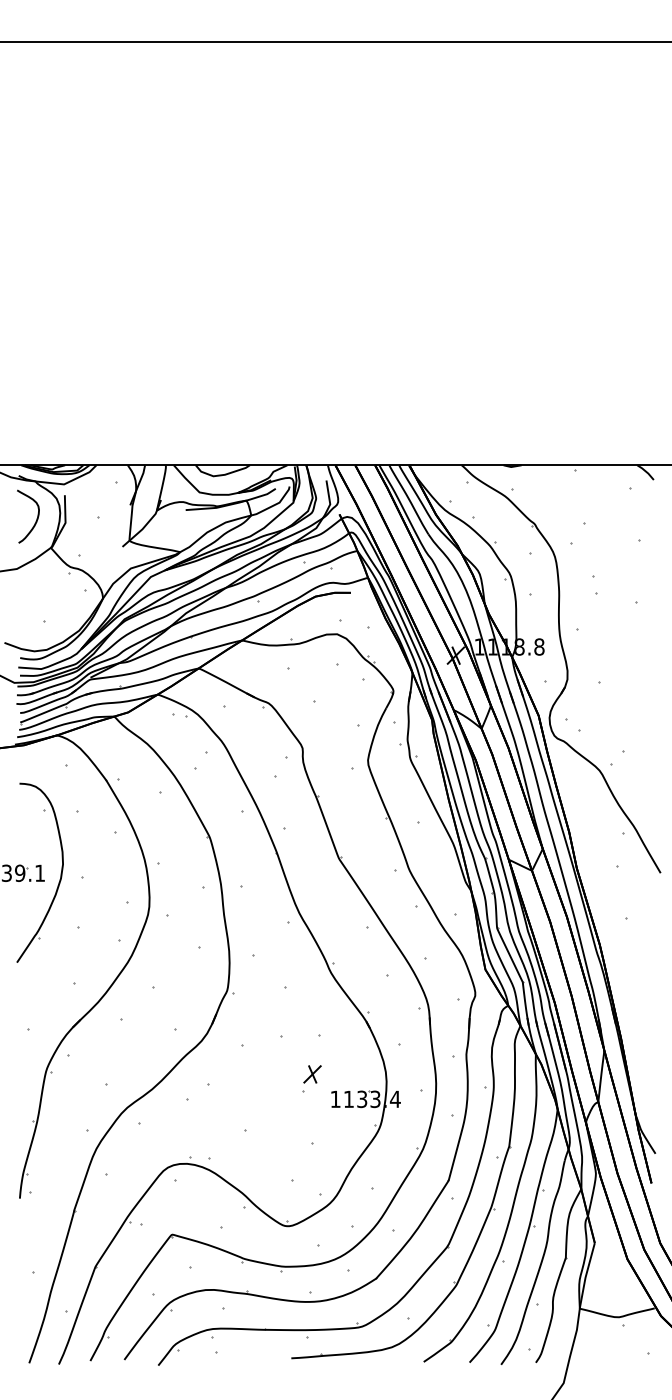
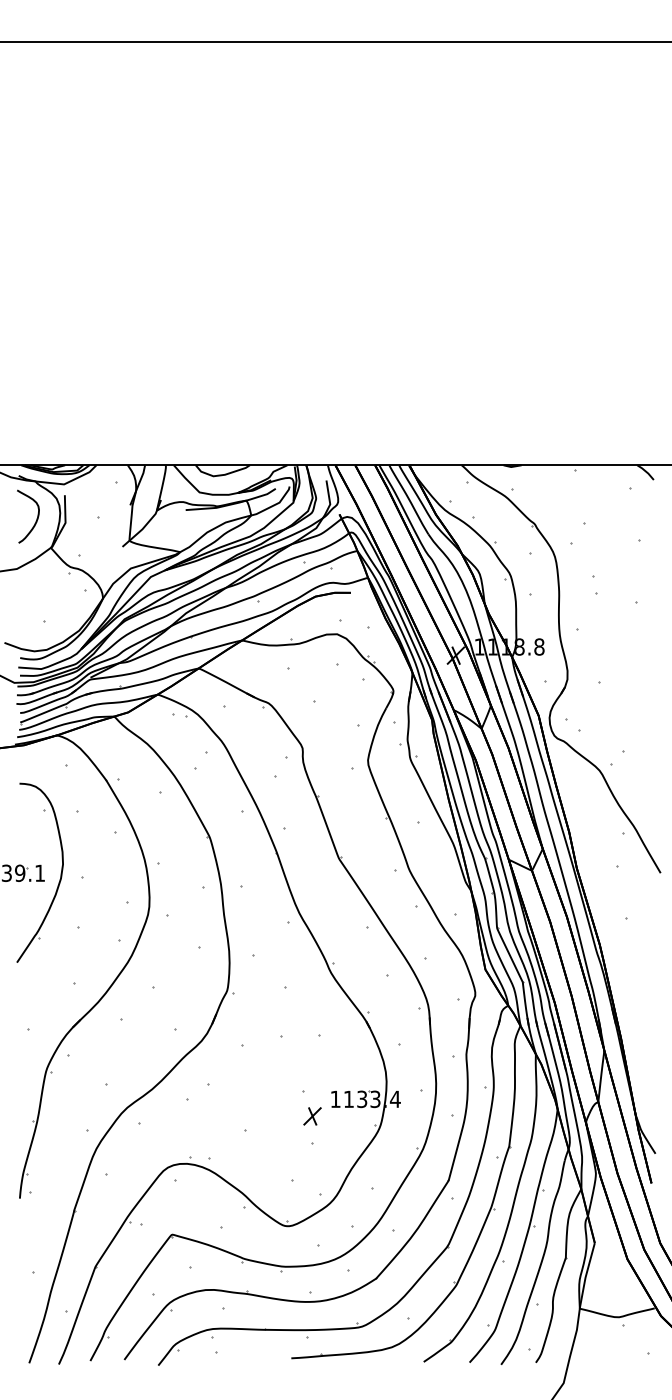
part position: (312, 1074) -> (312, 1116) (312, 1116)
